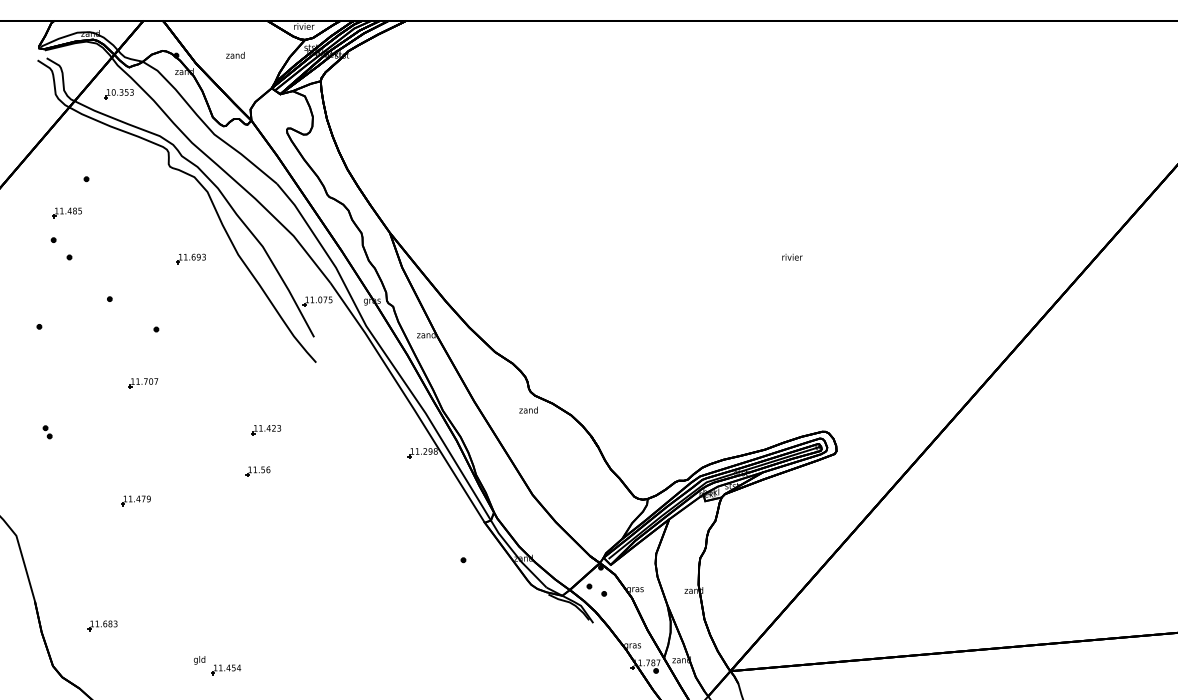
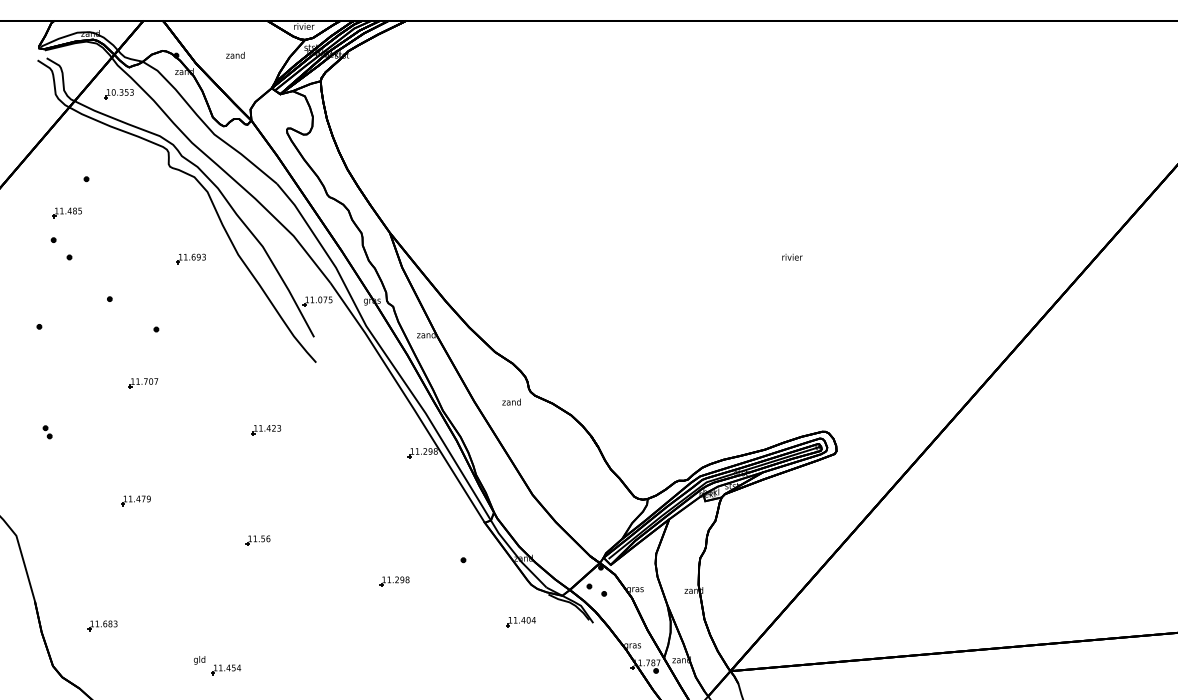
text position: (528, 409) -> (511, 401) (511, 401)
part position: (257, 471) -> (257, 540) (257, 540)
part: none -> present (394, 581)
part: none -> present (520, 622)
